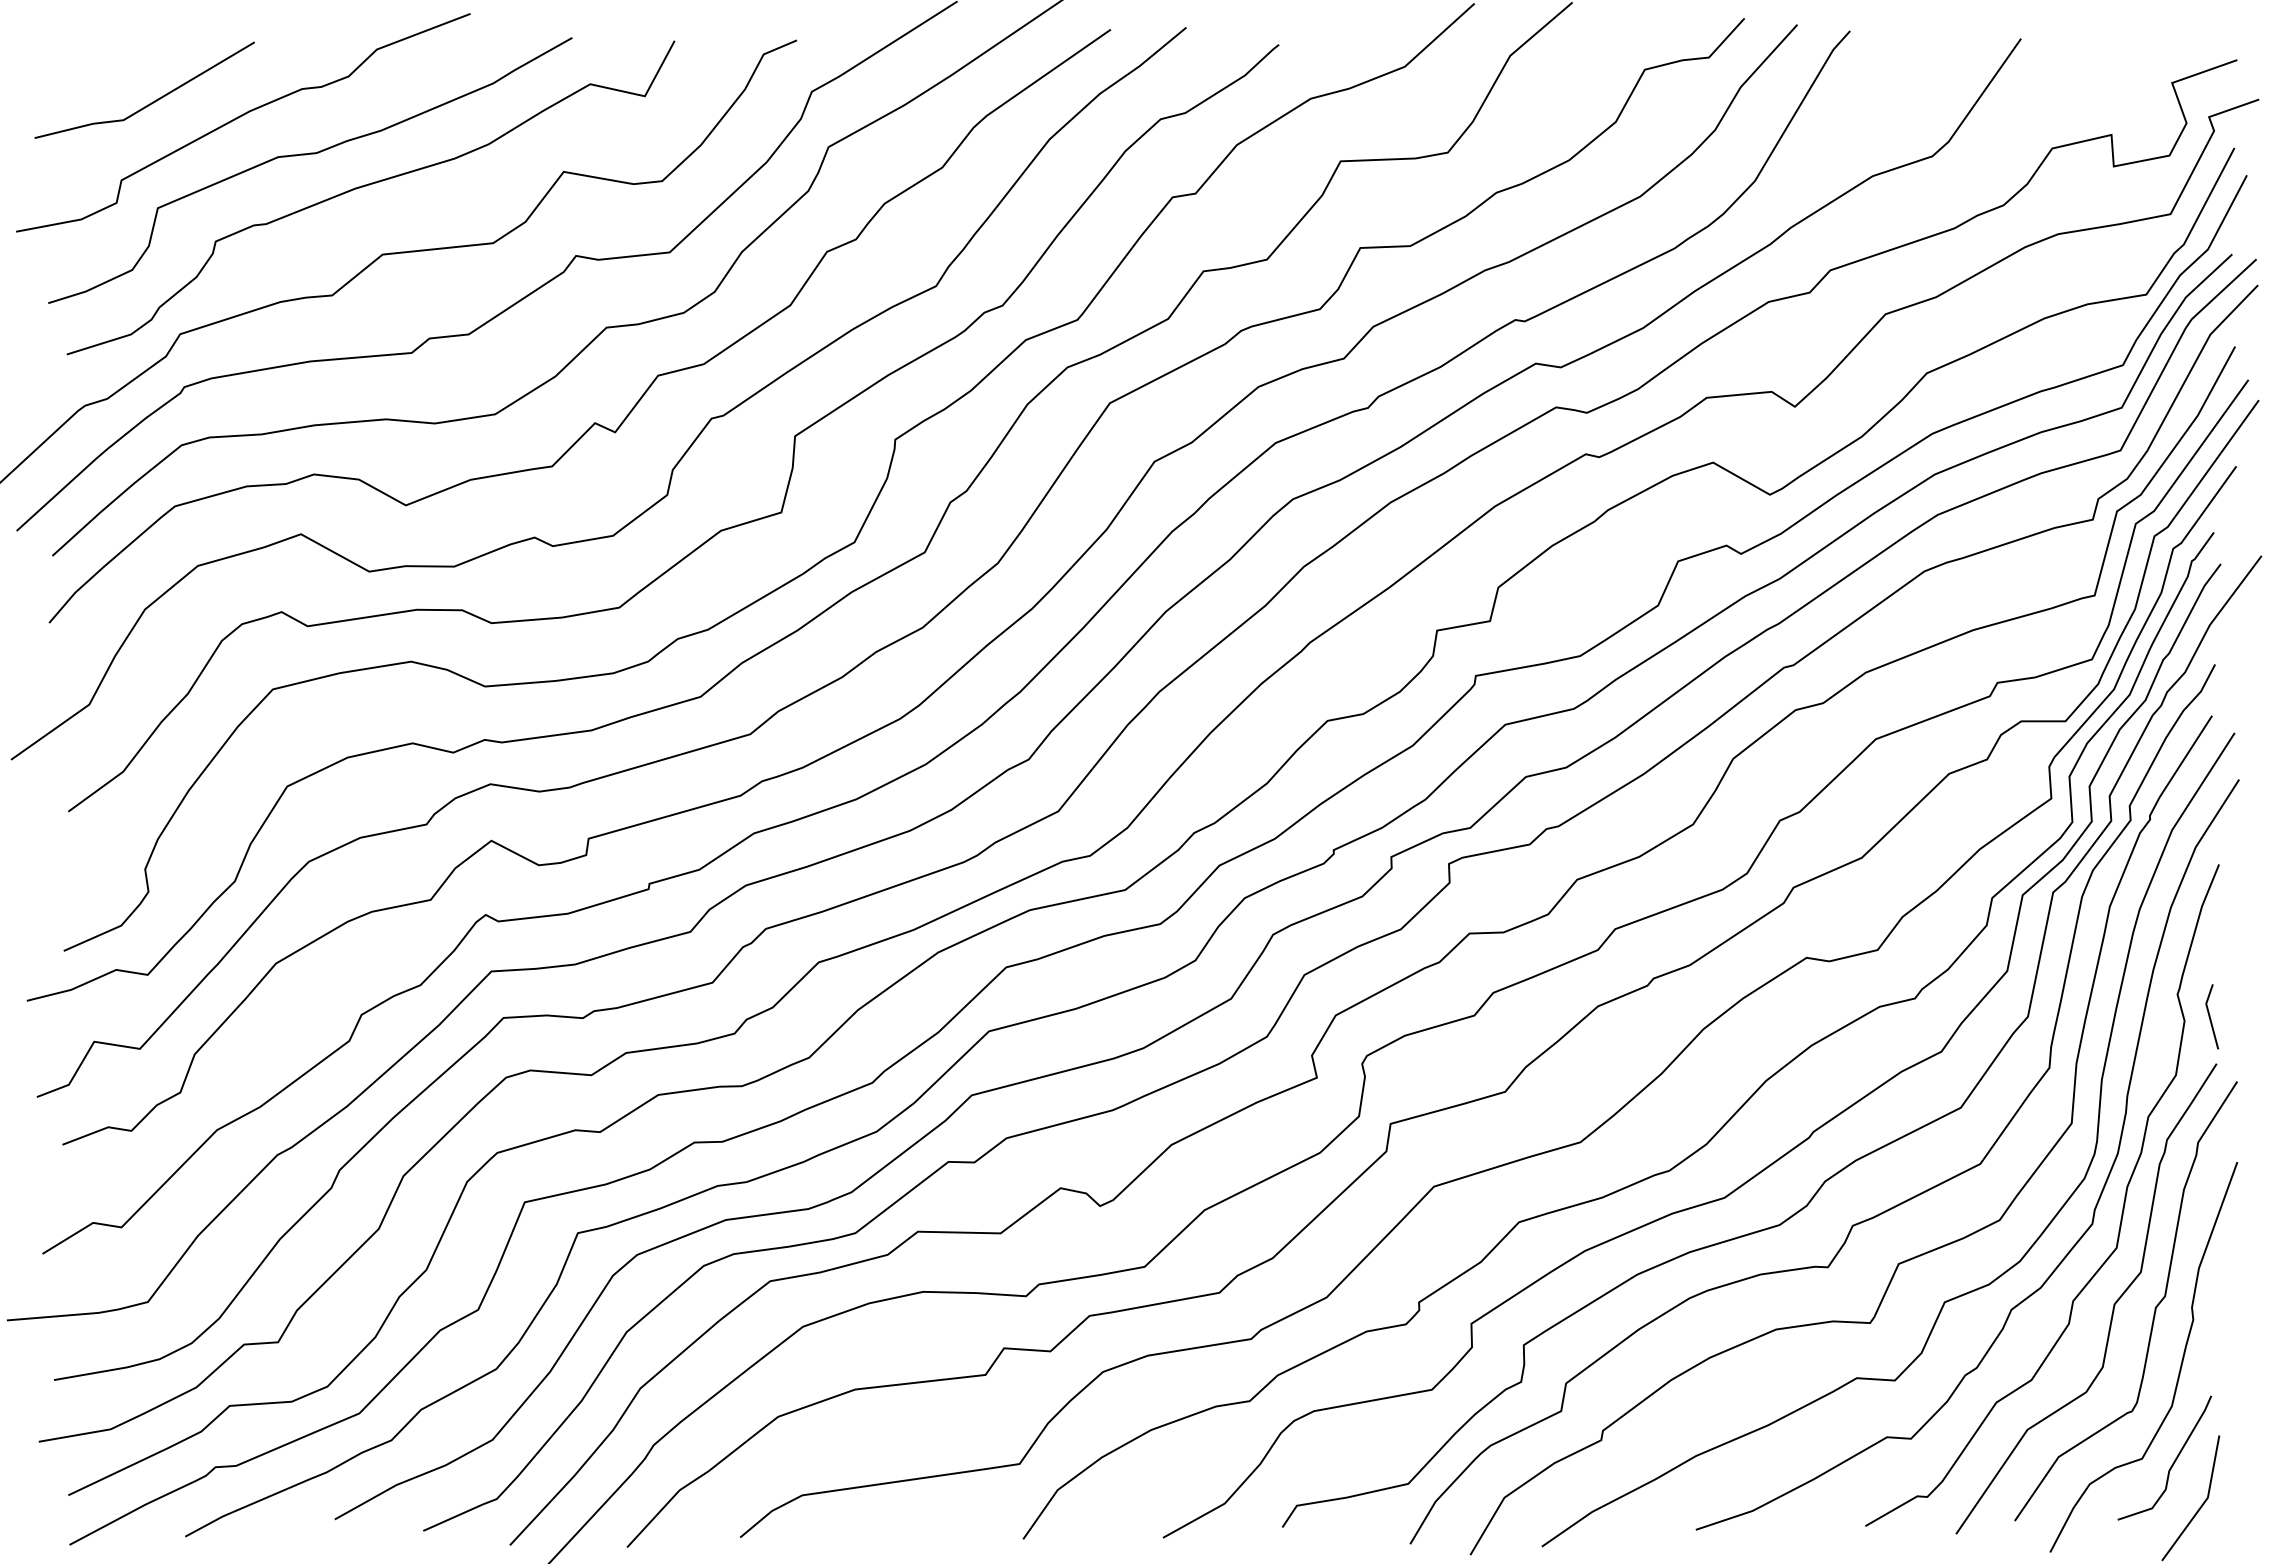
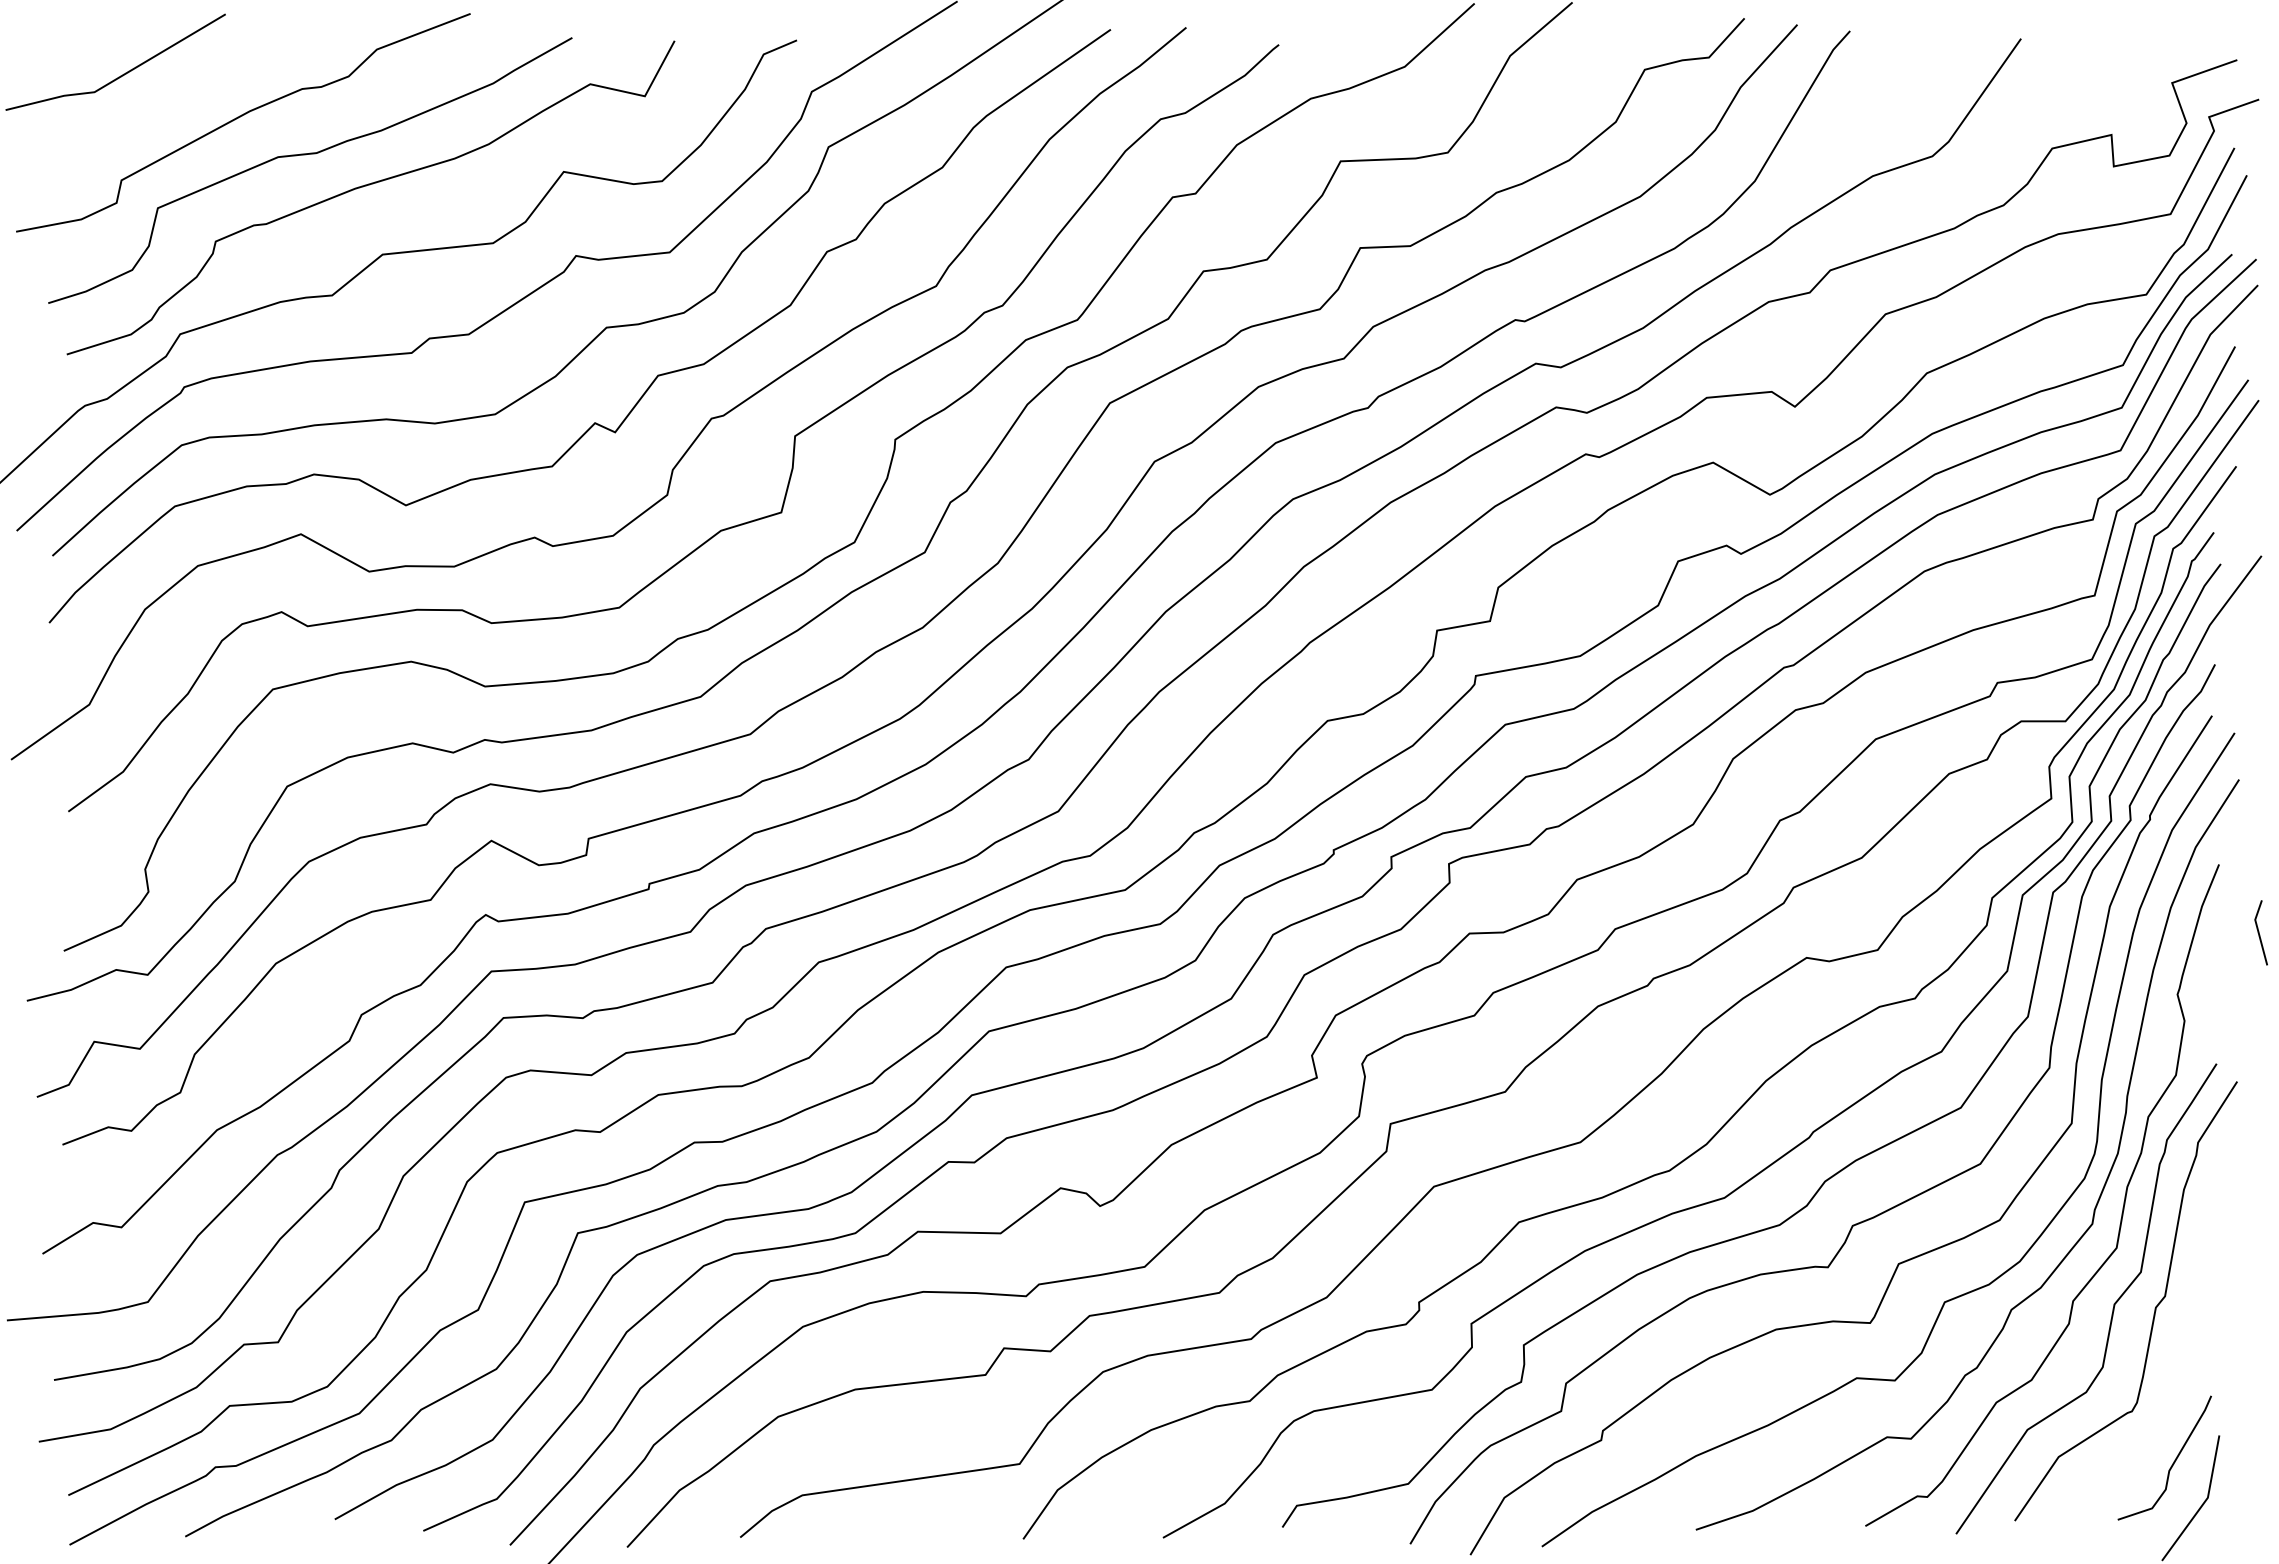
line position: (152, 101) -> (123, 73) (123, 73)
line position: (2210, 1016) -> (2259, 932) (2259, 932)
curve: present -> none (2180, 1364)
